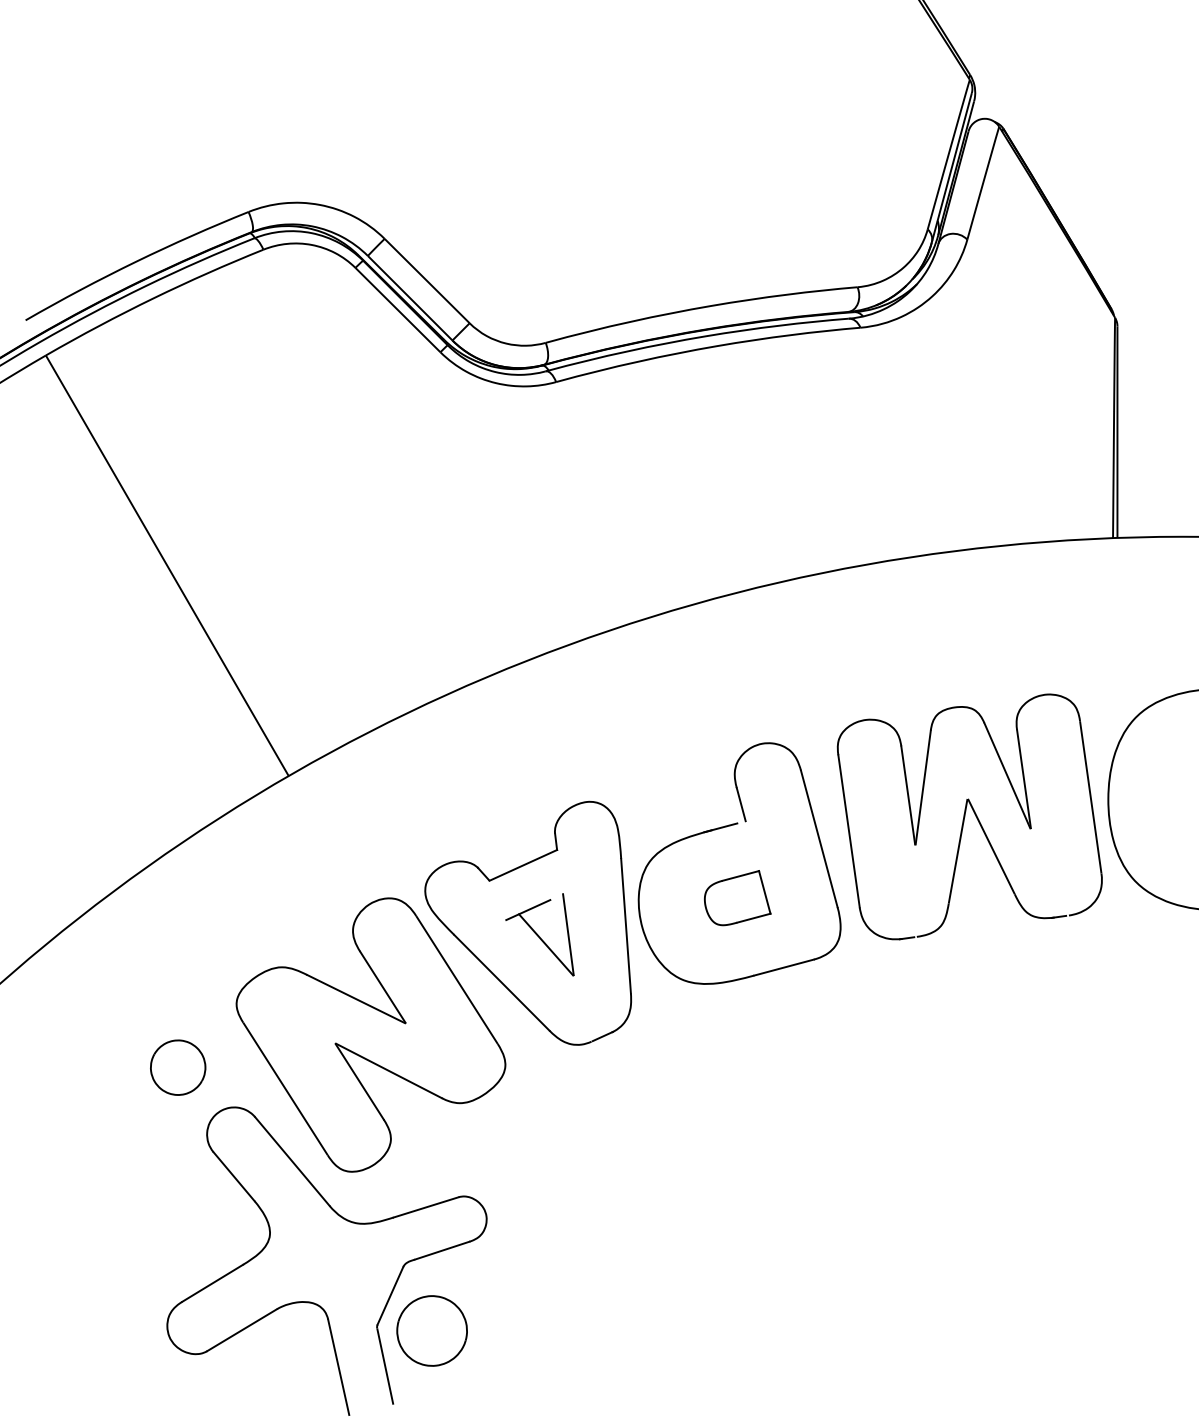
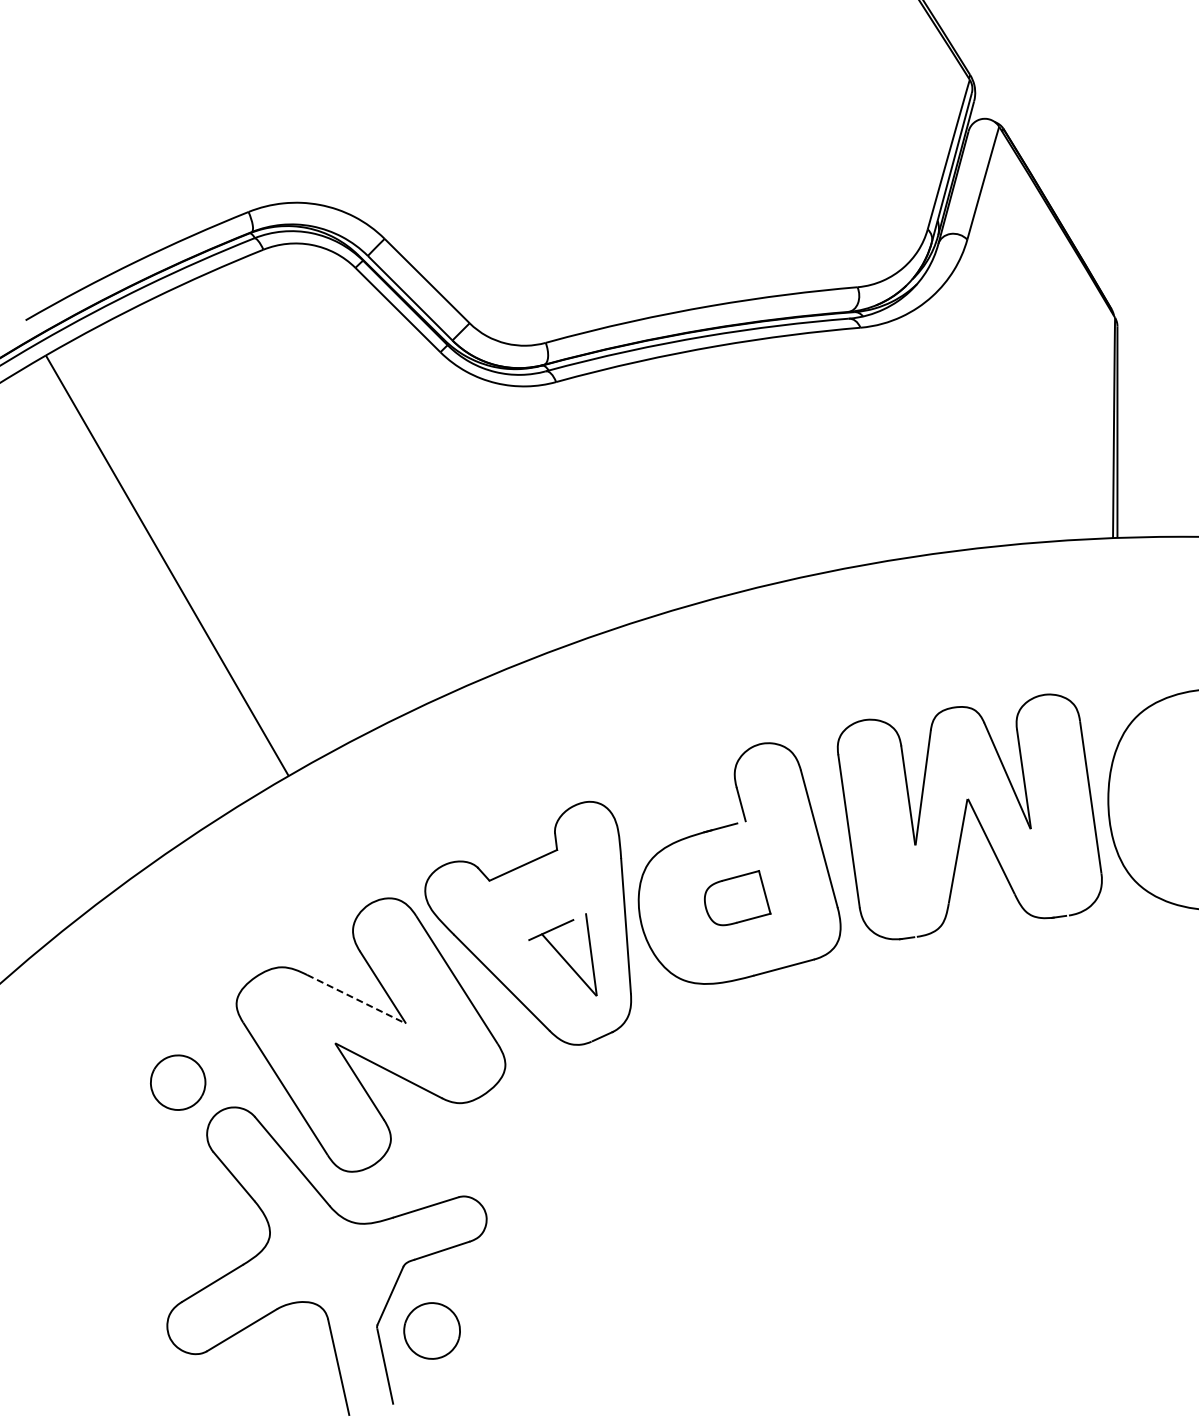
part position: (539, 934) -> (562, 954) (562, 954)
line: solid -> dashed (356, 999)
part position: (178, 1067) -> (178, 1082) (178, 1082)
part size: 72x72 px -> 58x58 px (431, 1330)
